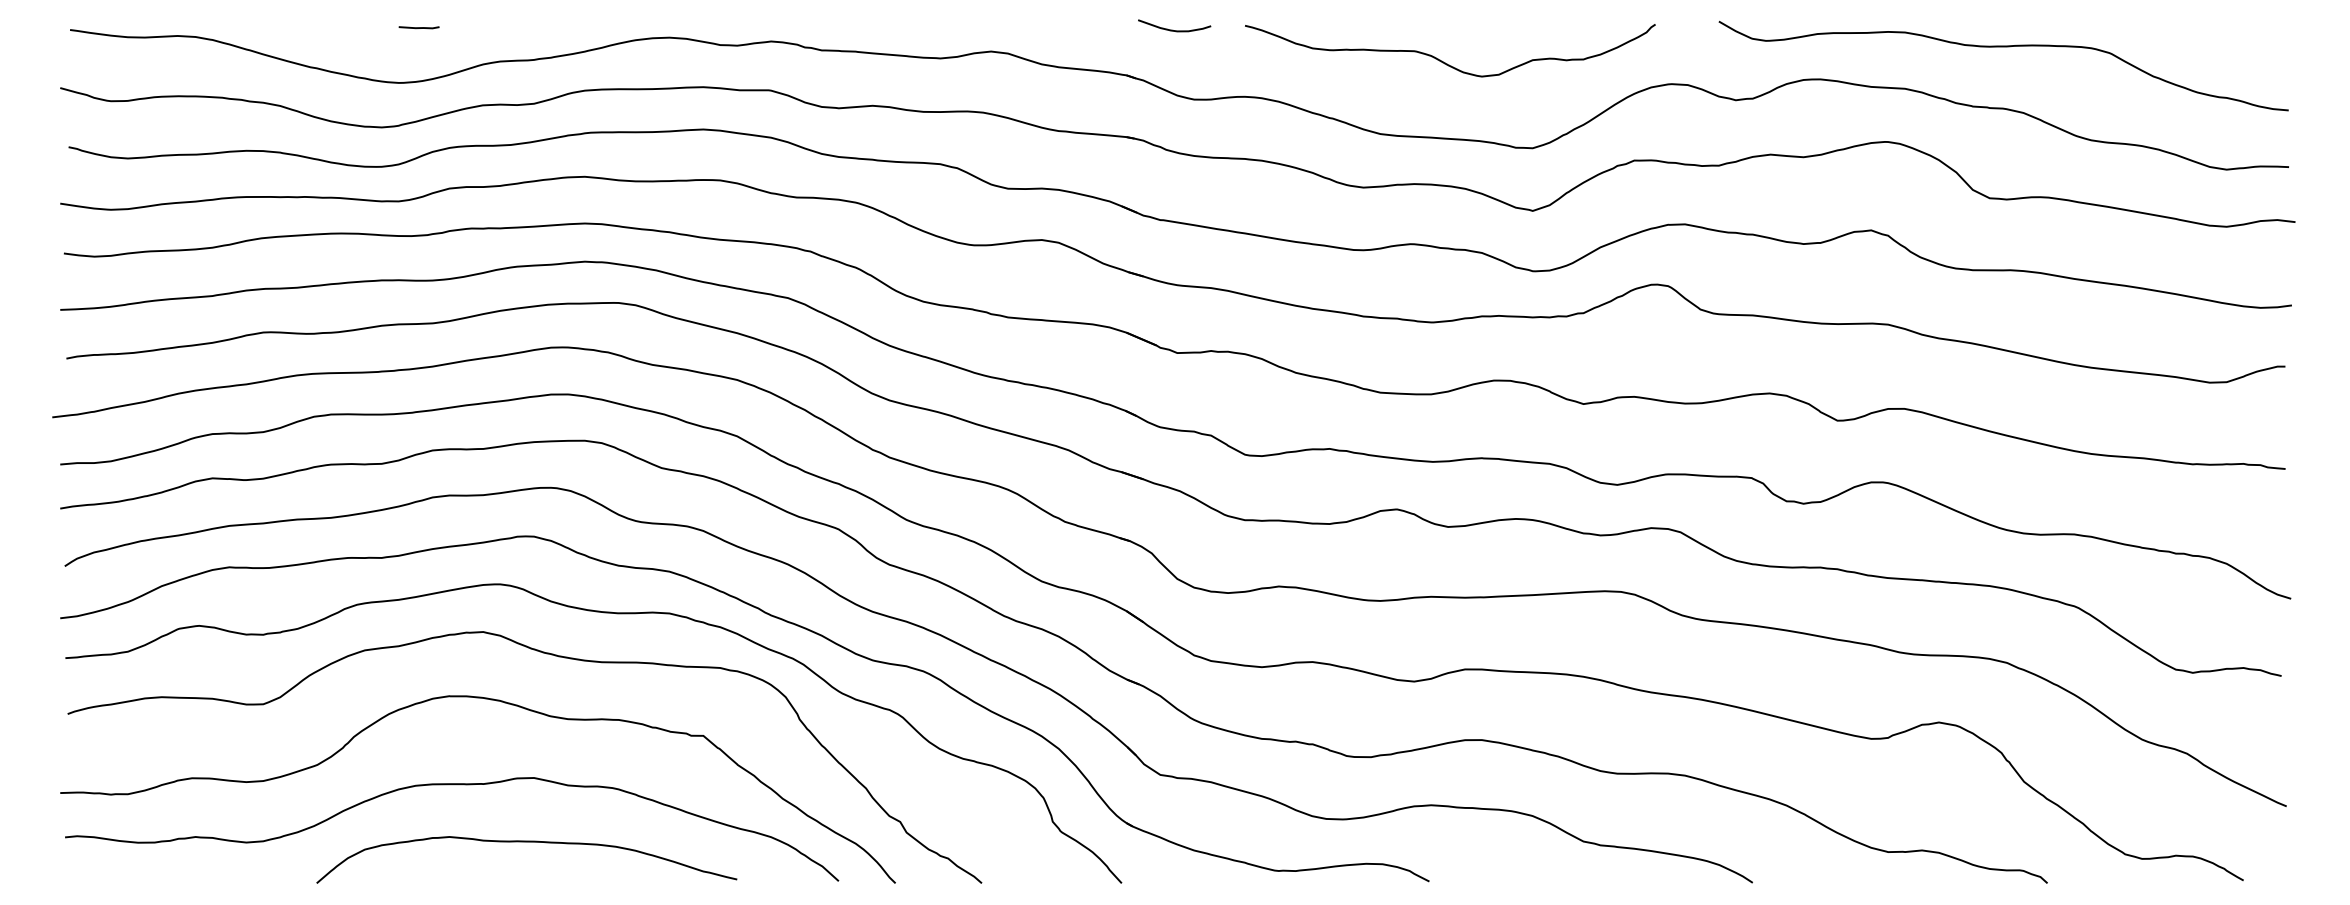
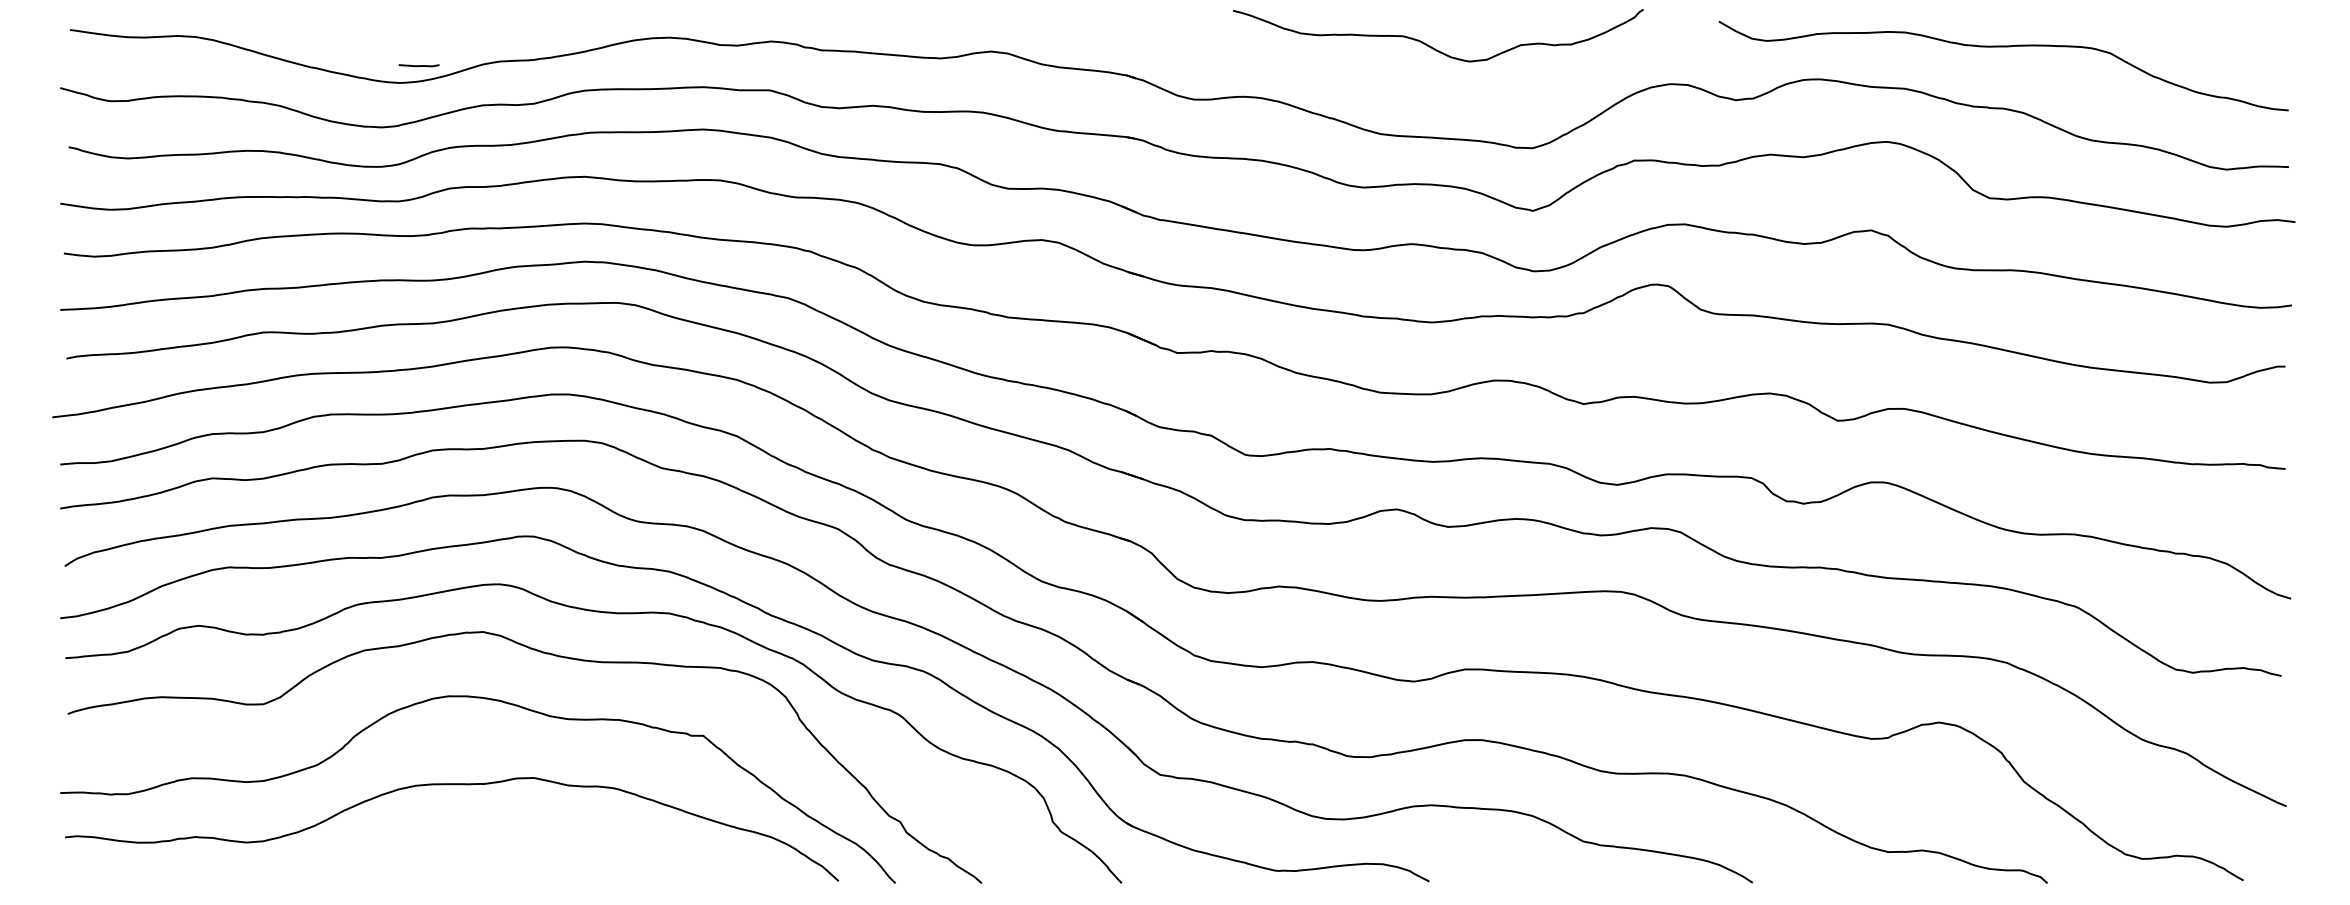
line position: (418, 27) -> (418, 65) (418, 65)
curve: present -> none (1172, 29)
curve position: (1445, 62) -> (1433, 47) (1433, 47)
curve: present -> none (526, 842)
